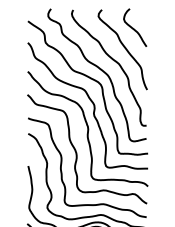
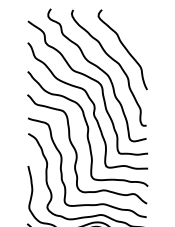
curve: present -> none (134, 28)
